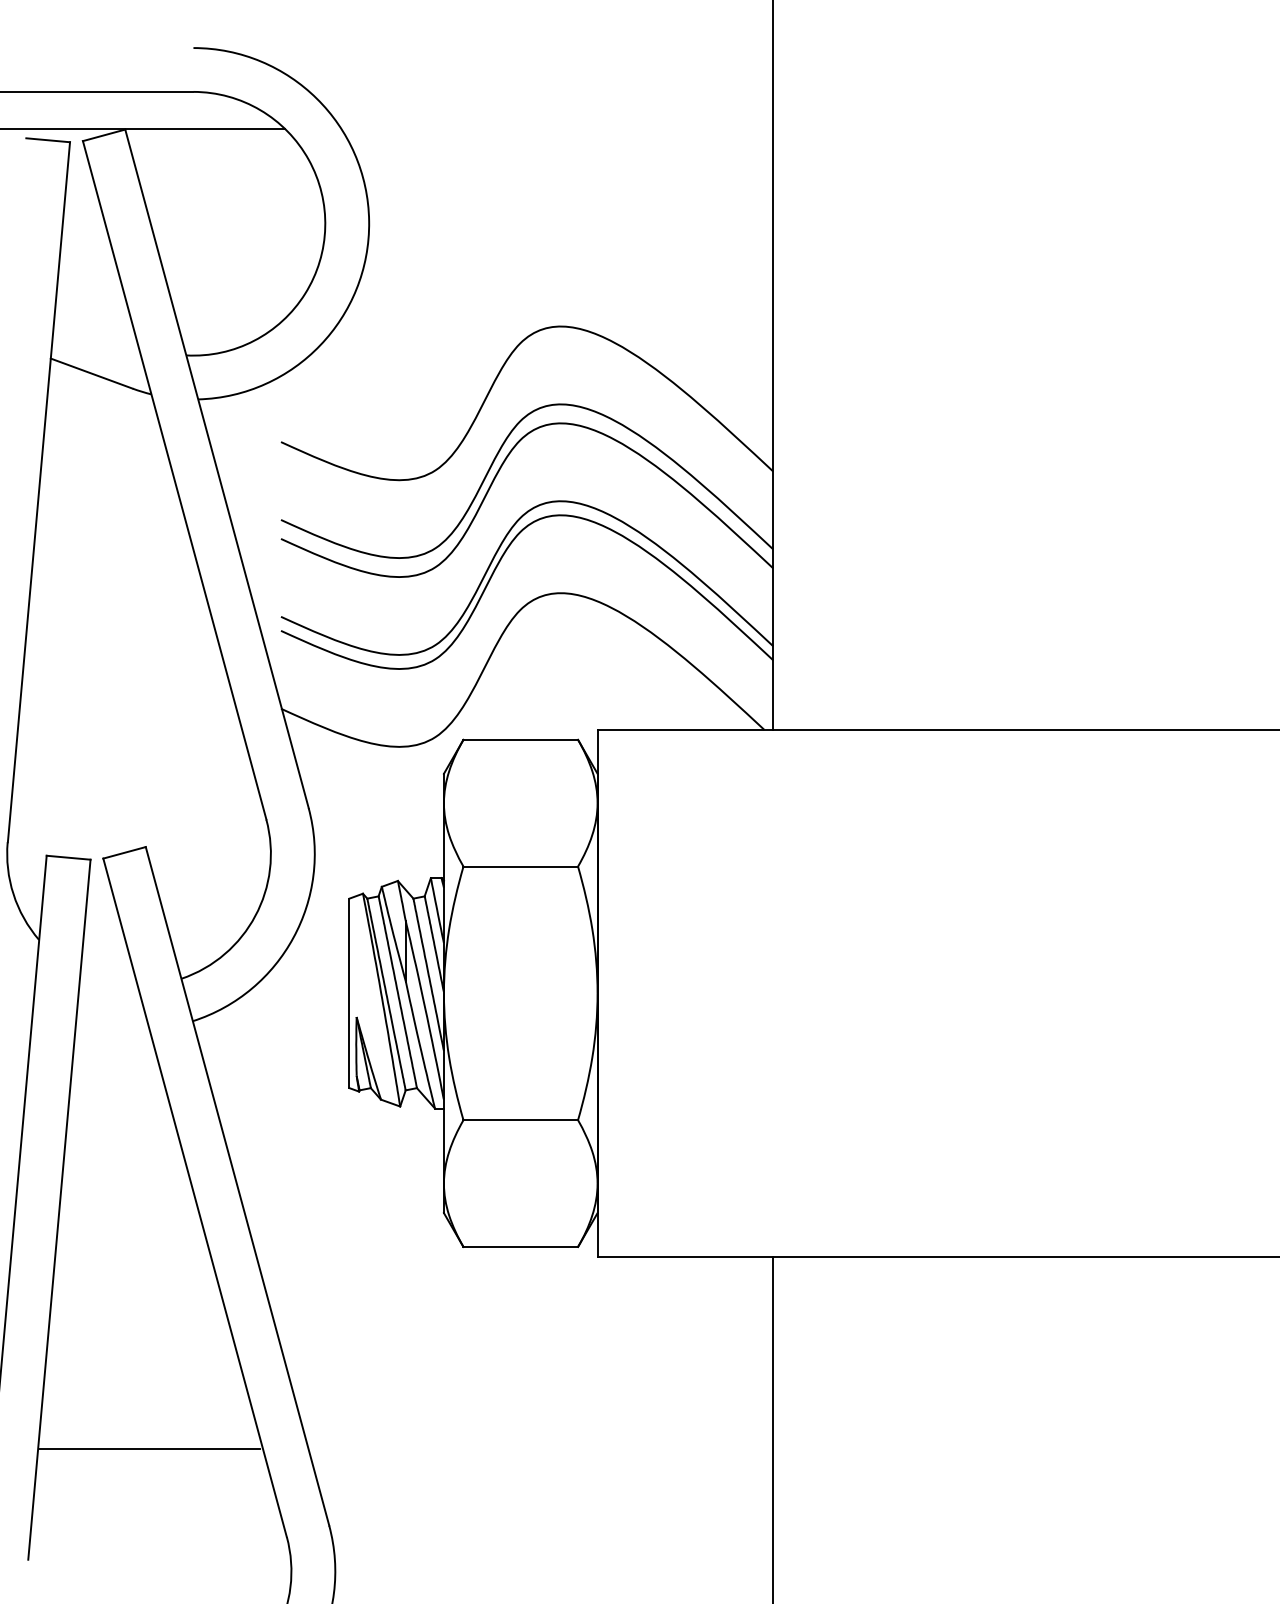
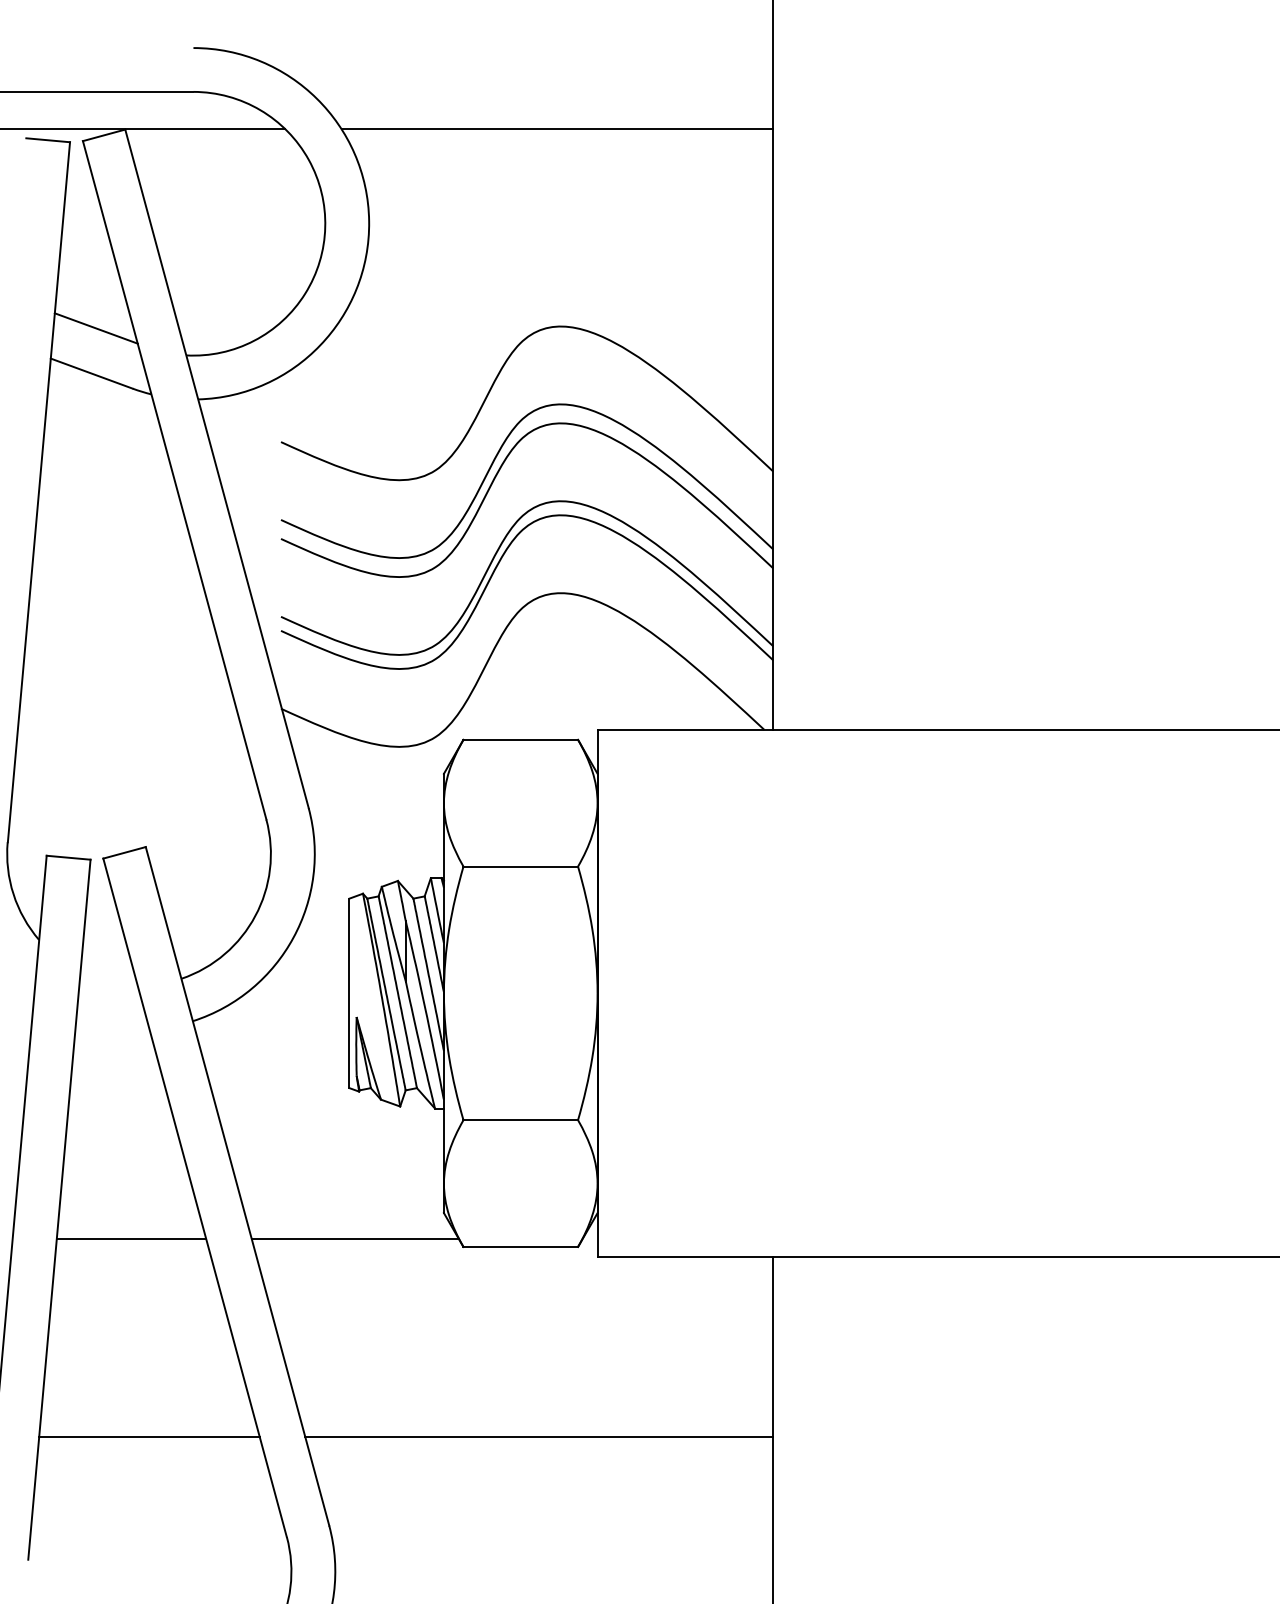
line: none -> present (557, 129)
line: none -> present (95, 328)
line: none -> present (131, 1238)
line: none -> present (354, 1238)
line: none -> present (539, 1436)
line position: (149, 1448) -> (149, 1436) (149, 1436)
